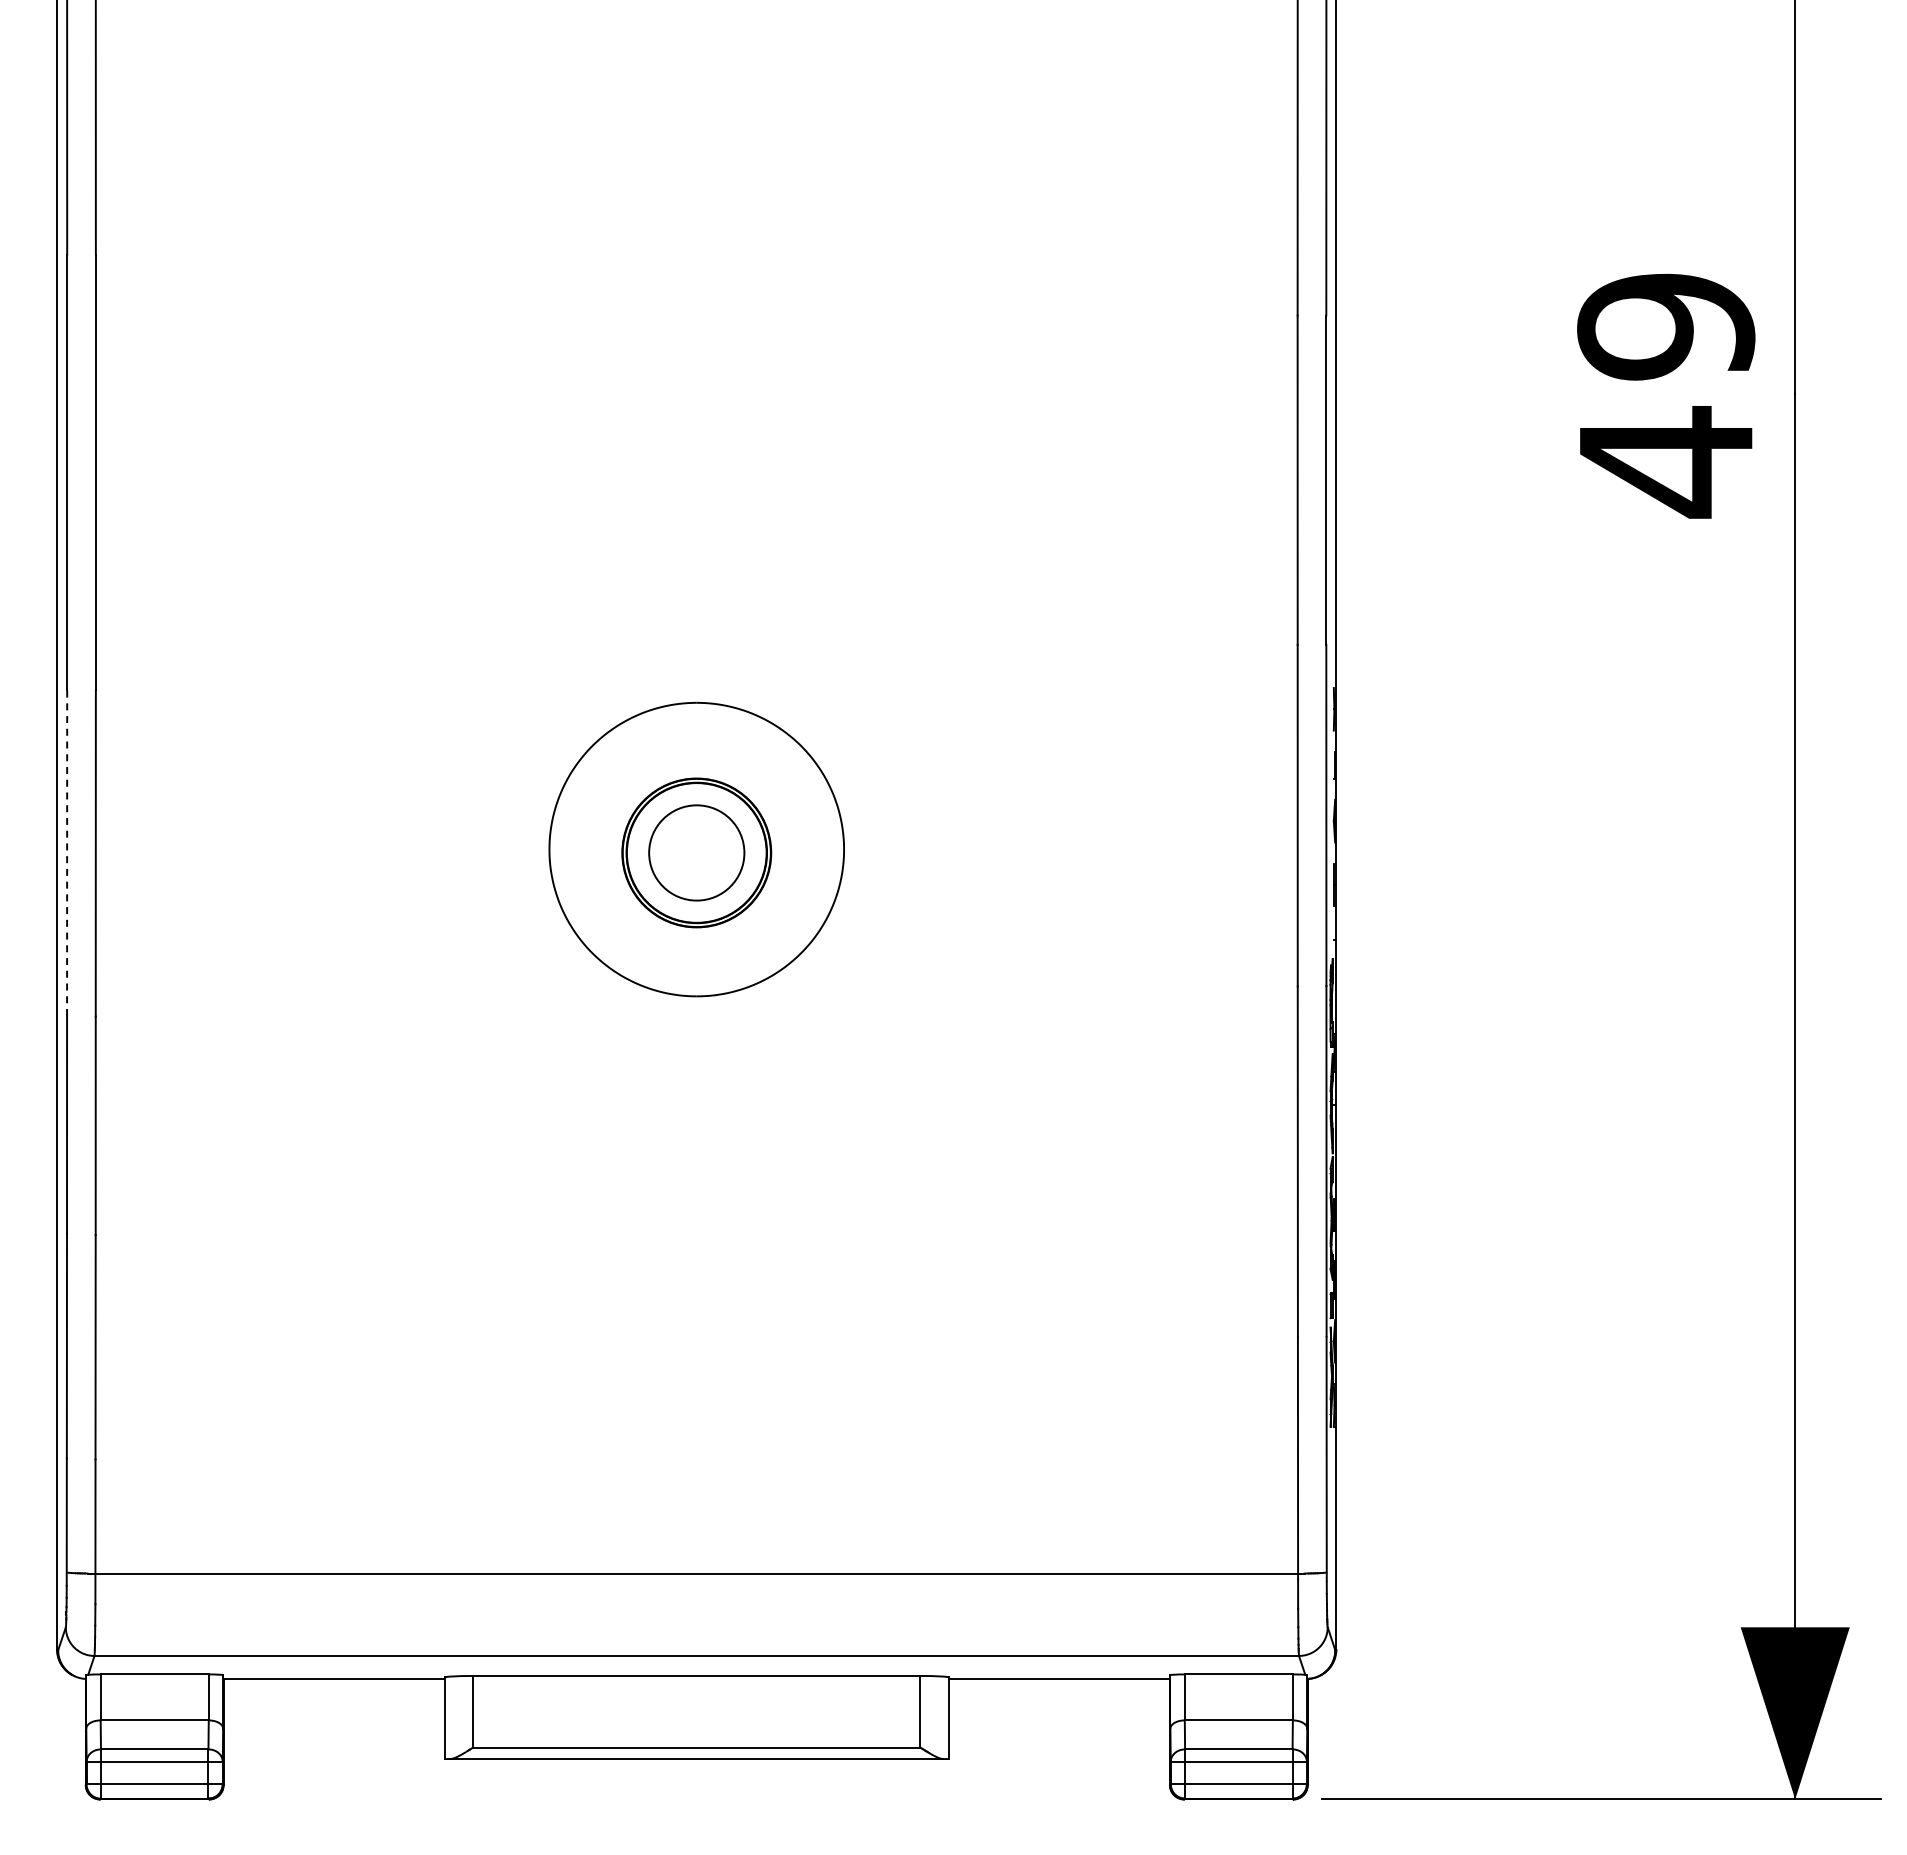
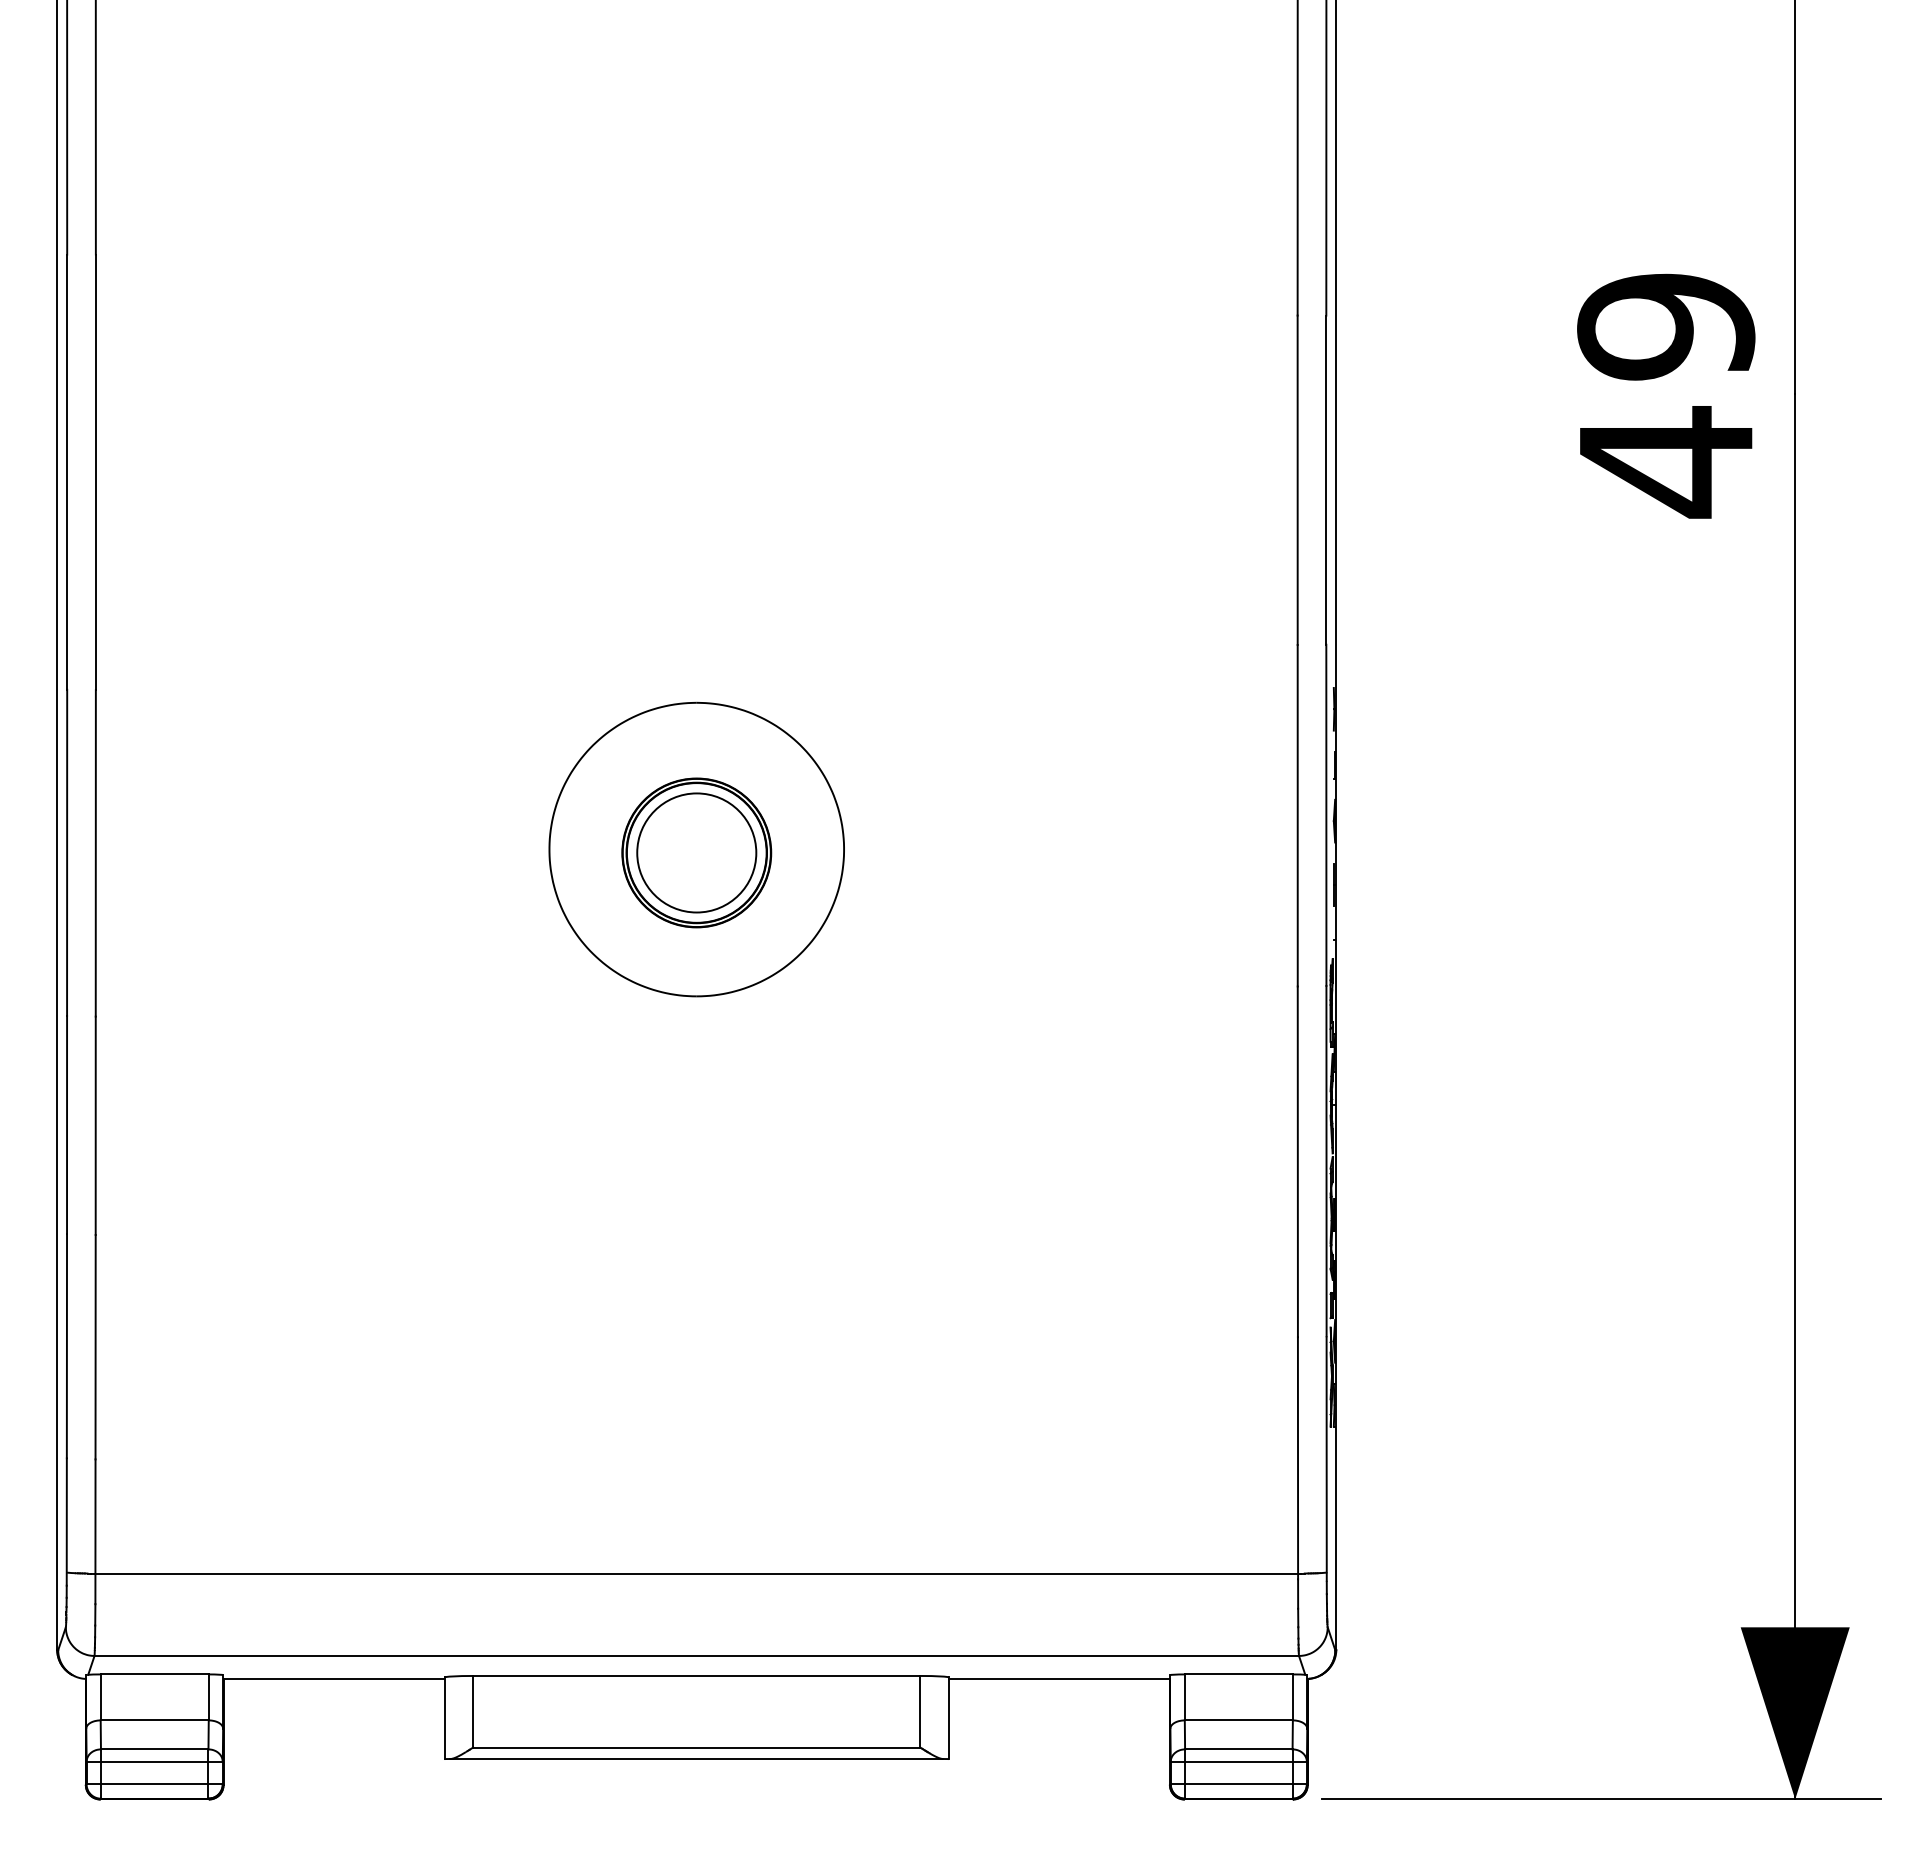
line: dashed -> solid (67, 852)
circle diameter: 95 px -> 119 px (696, 852)
